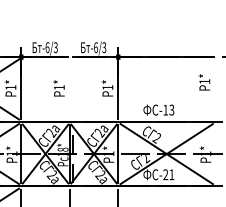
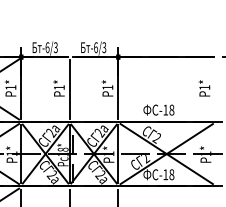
text position: (204, 82) -> (204, 88) (204, 88)
line: none -> present (69, 89)
text: -13 -> -18 (171, 110)
text: -21 -> -18 (168, 174)
